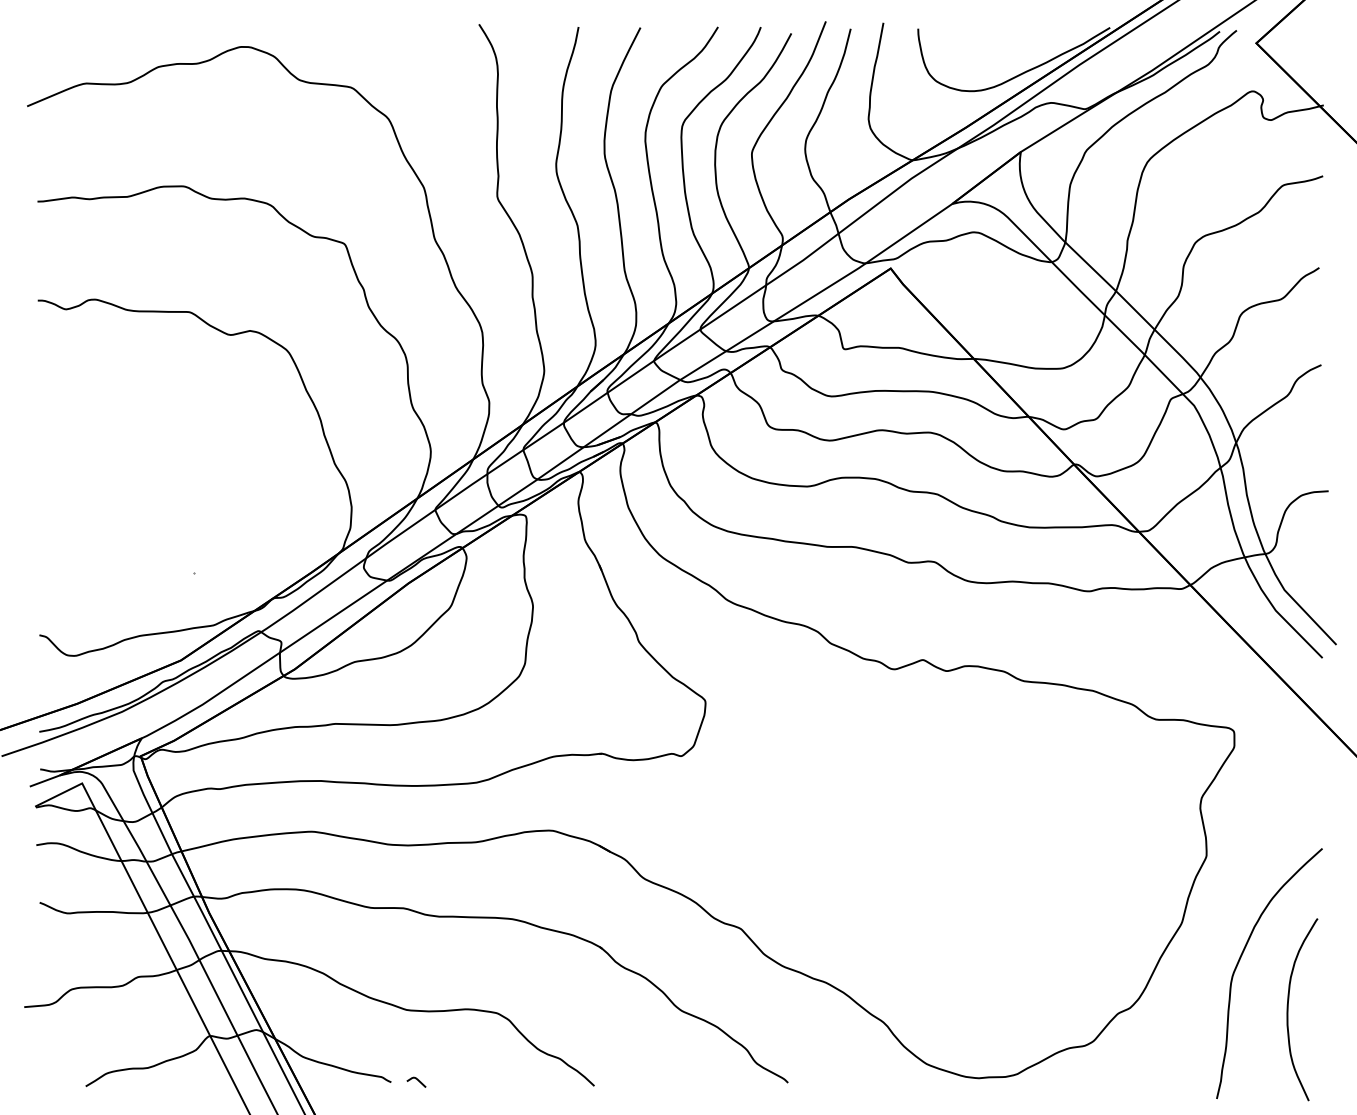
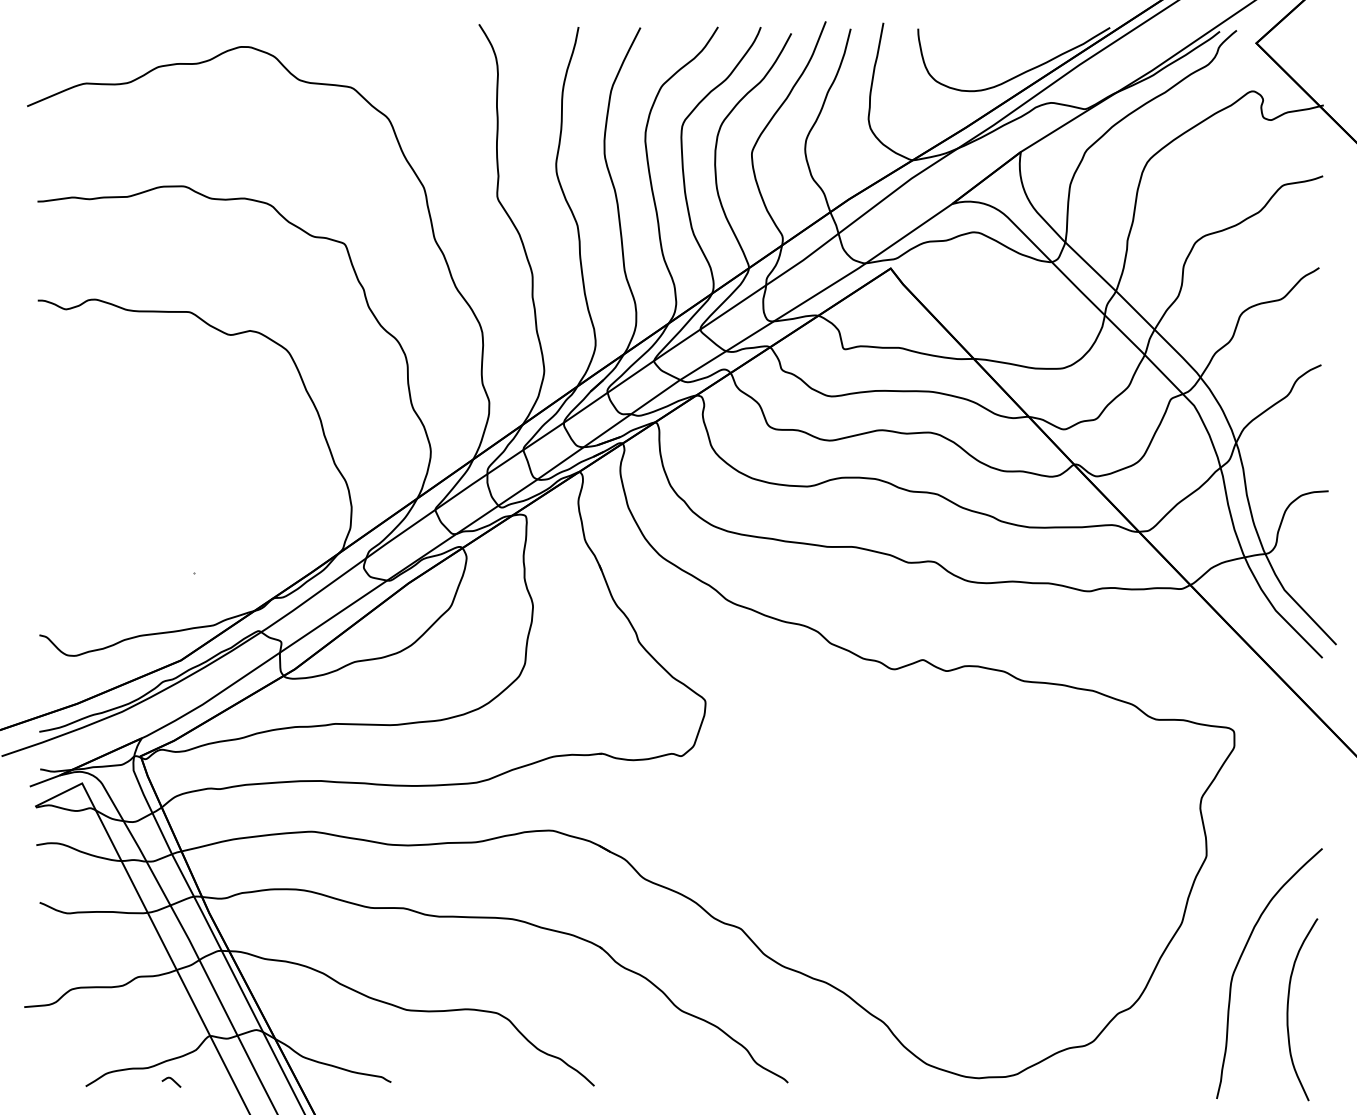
curve position: (417, 1080) -> (172, 1080) (172, 1080)
